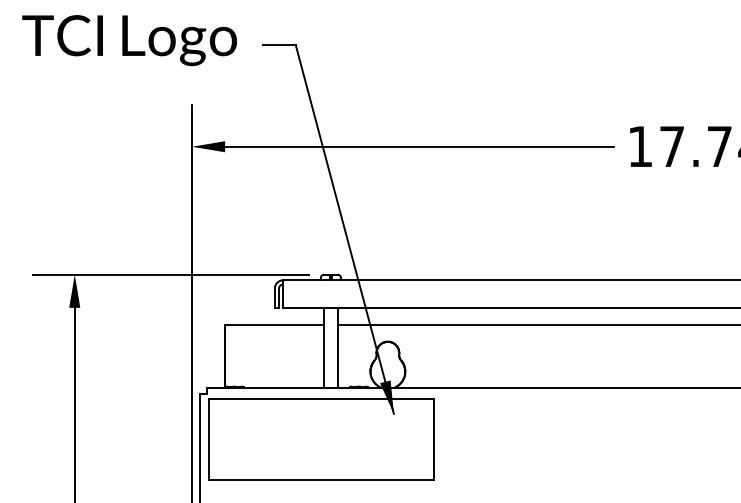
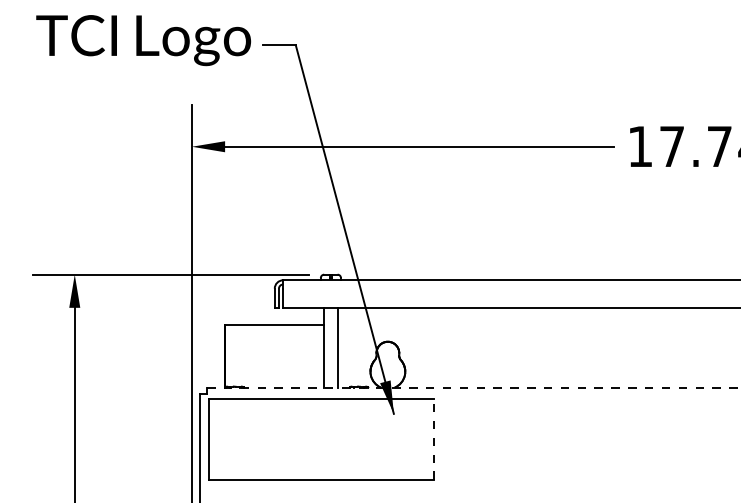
text position: (129, 40) -> (143, 40) (143, 40)
line: present -> none (537, 325)
line: solid -> dashed (473, 387)
line: solid -> dashed (433, 438)
